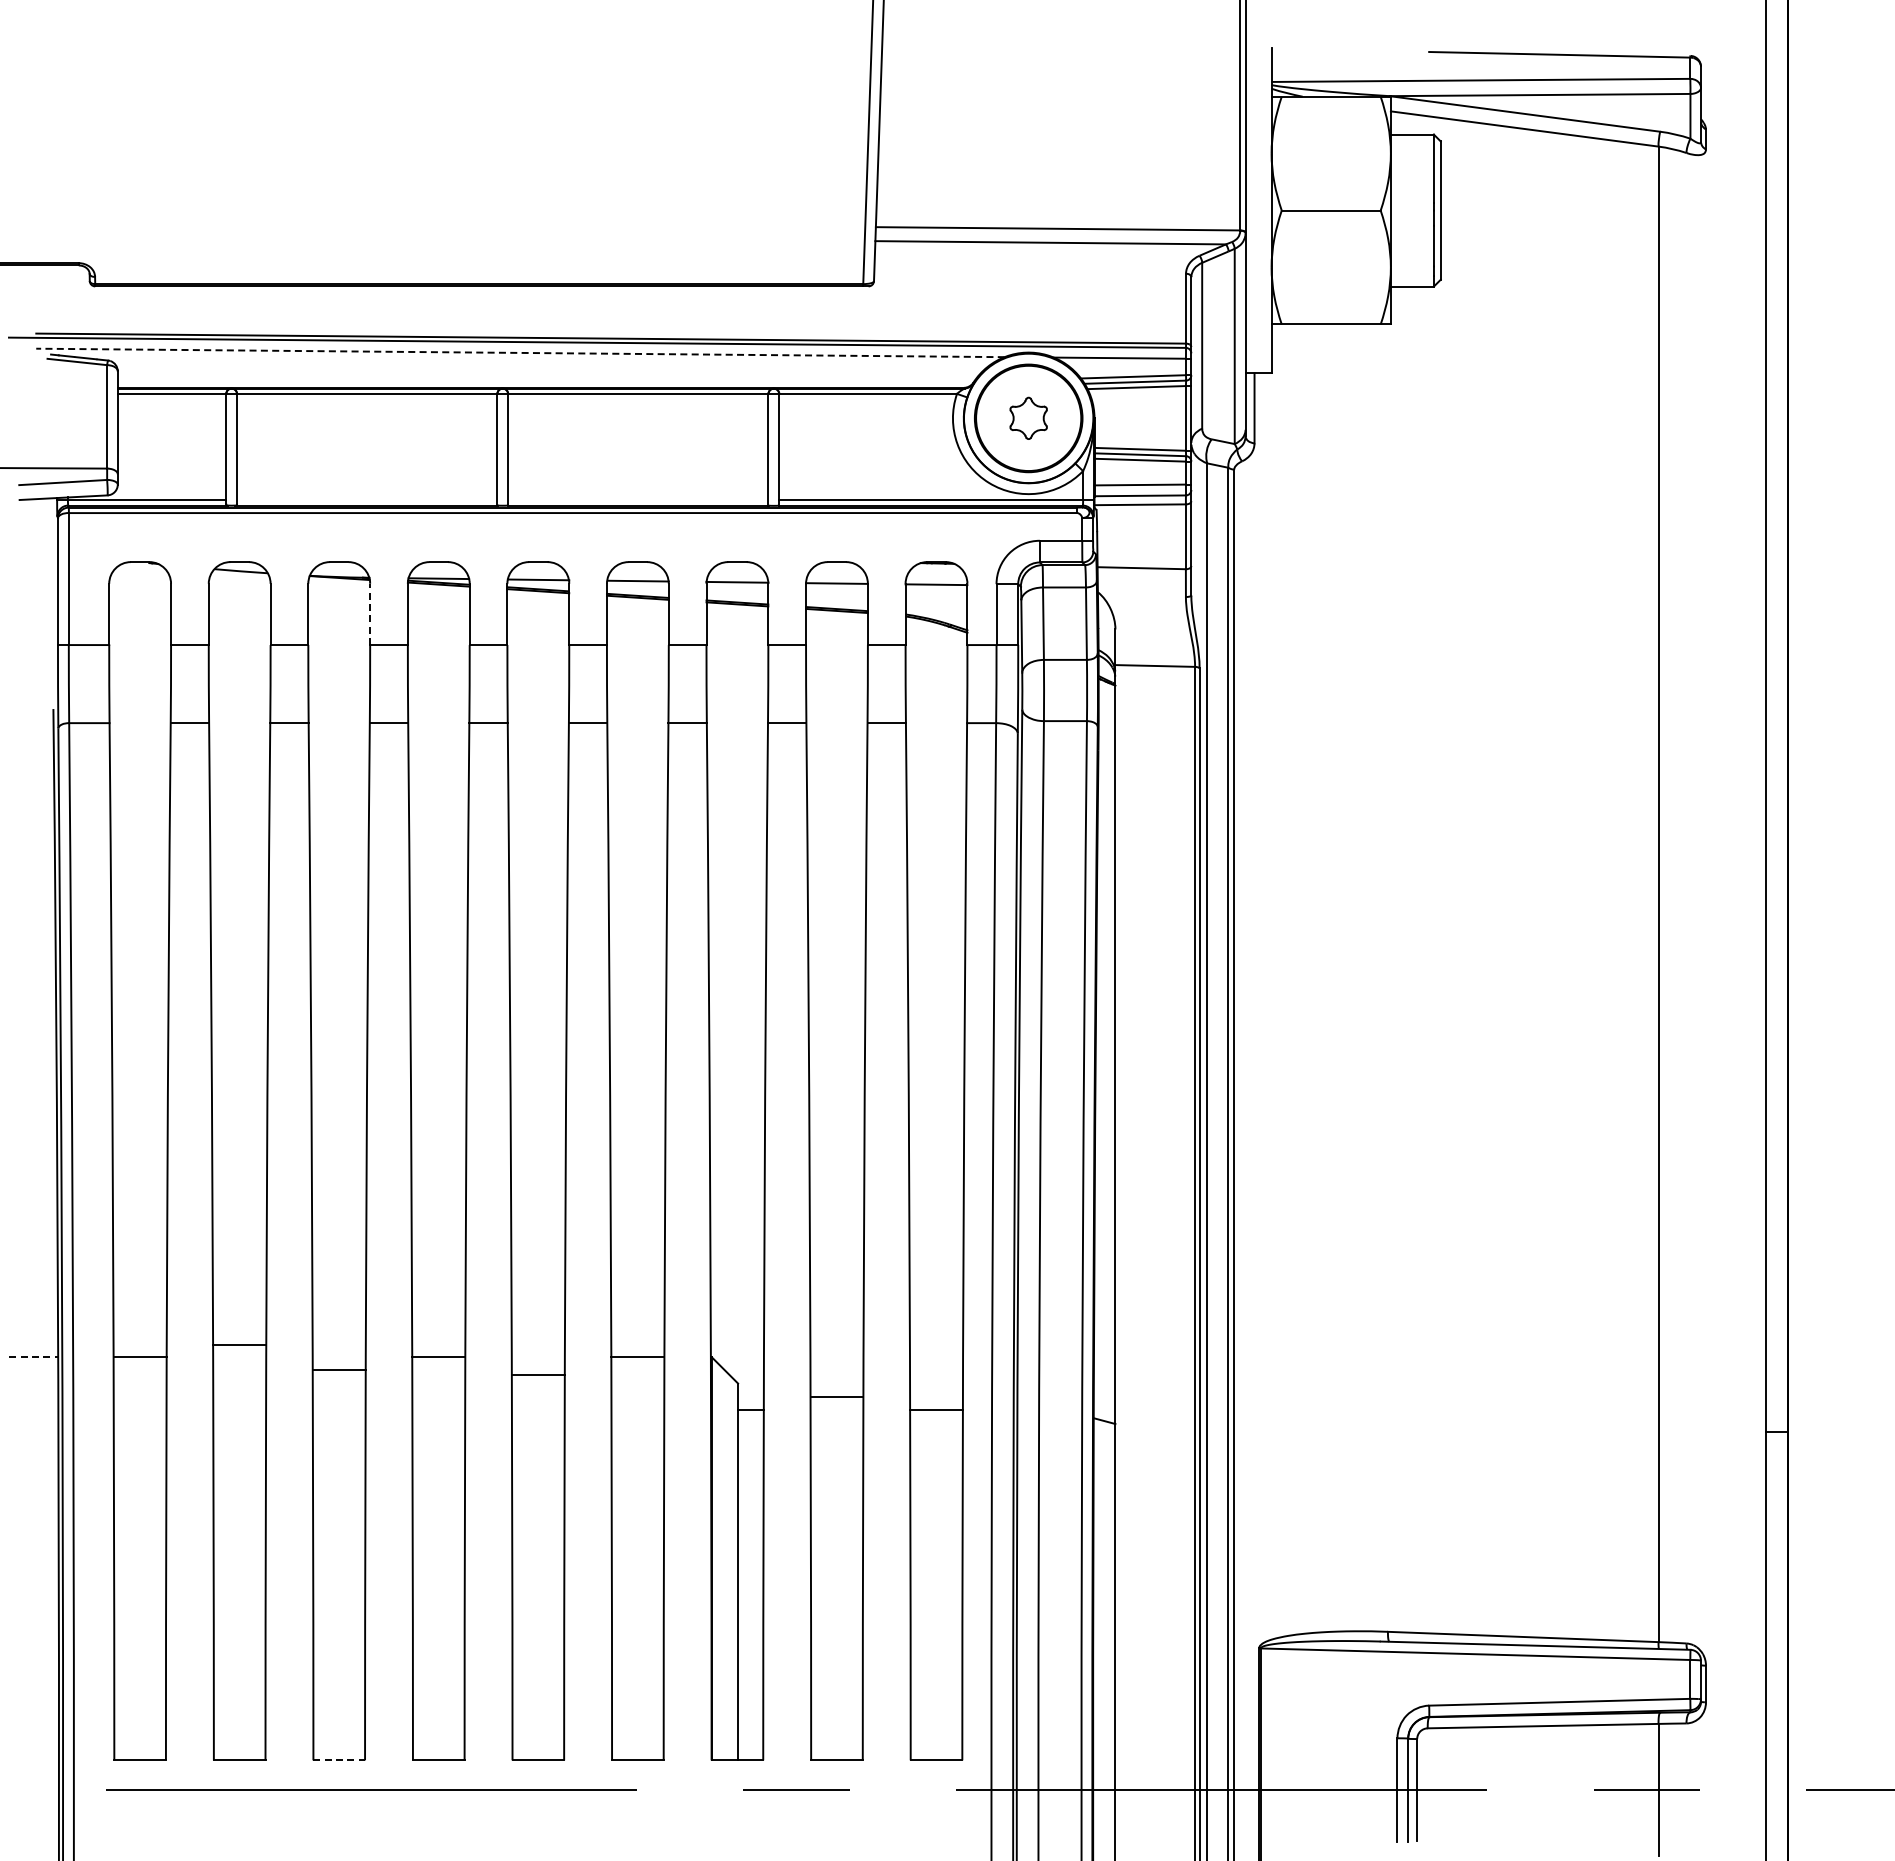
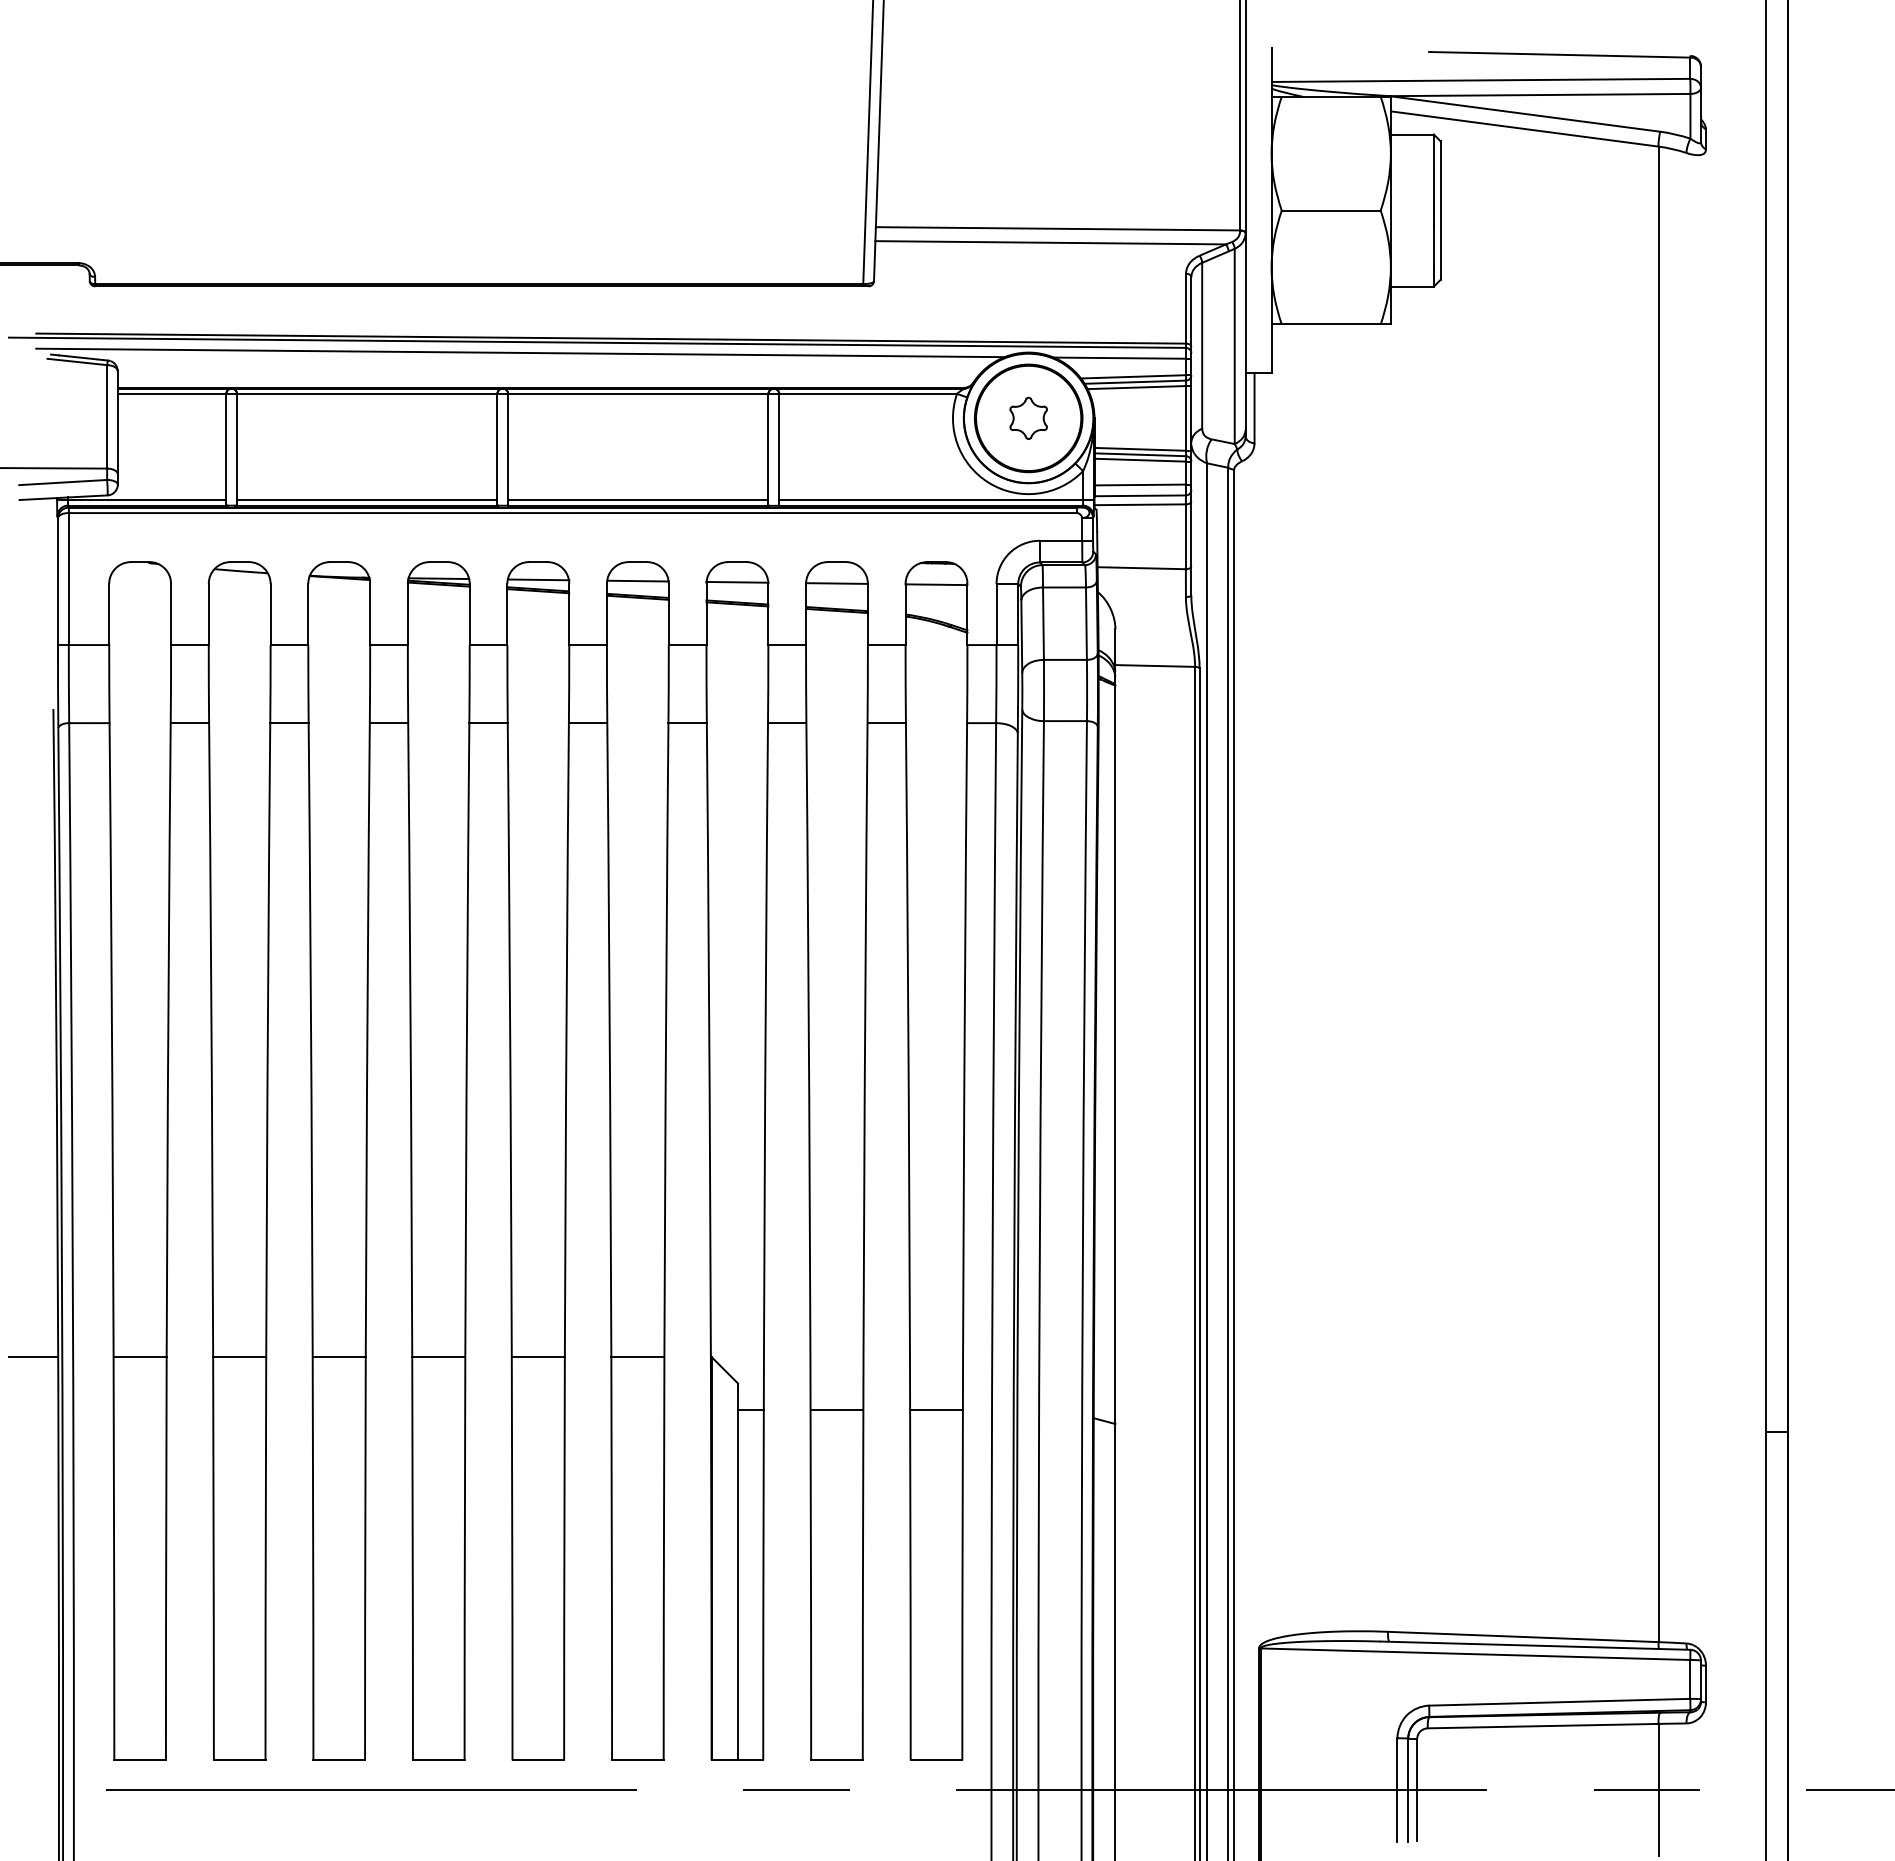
line: dashed -> solid (520, 352)
line: none -> present (367, 500)
line: none -> present (638, 500)
line: dashed -> solid (370, 614)
line position: (239, 1345) -> (239, 1357) (239, 1357)
line: dashed -> solid (34, 1357)
line position: (338, 1370) -> (338, 1357) (338, 1357)
line position: (537, 1375) -> (537, 1357) (537, 1357)
line position: (836, 1397) -> (836, 1410) (836, 1410)
line: dashed -> solid (339, 1760)
